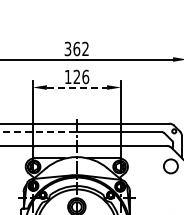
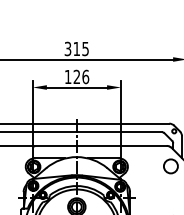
text: 362 -> 315 (80, 48)
line: dashed -> solid (77, 87)
line: dashed -> solid (39, 132)
